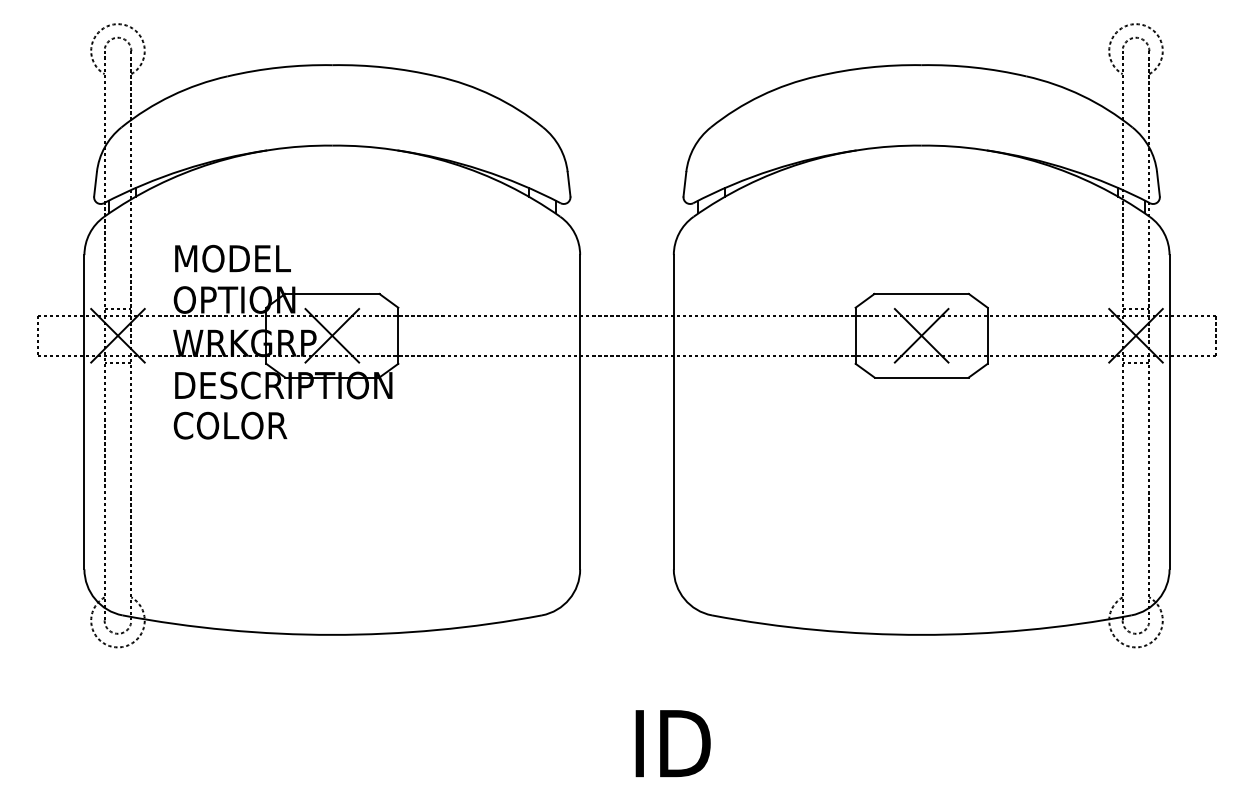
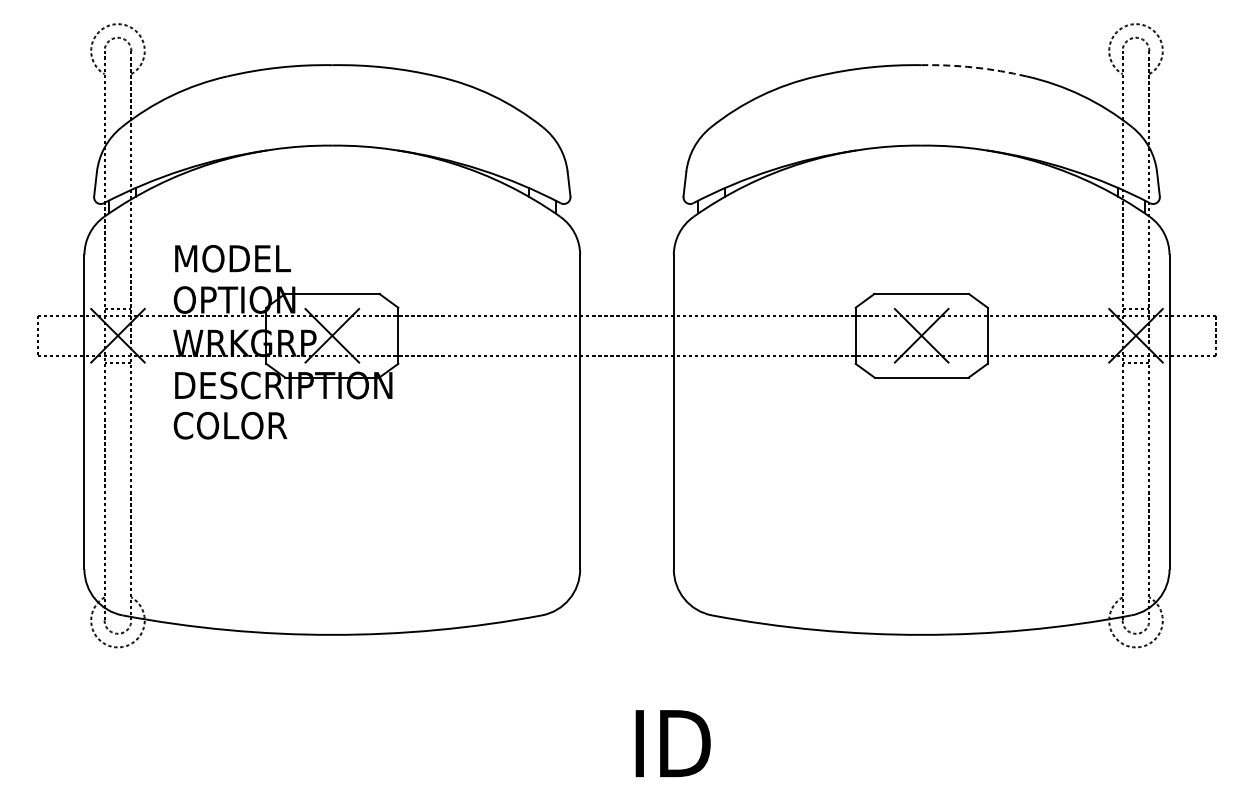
arc: solid -> dashed (974, 67)
